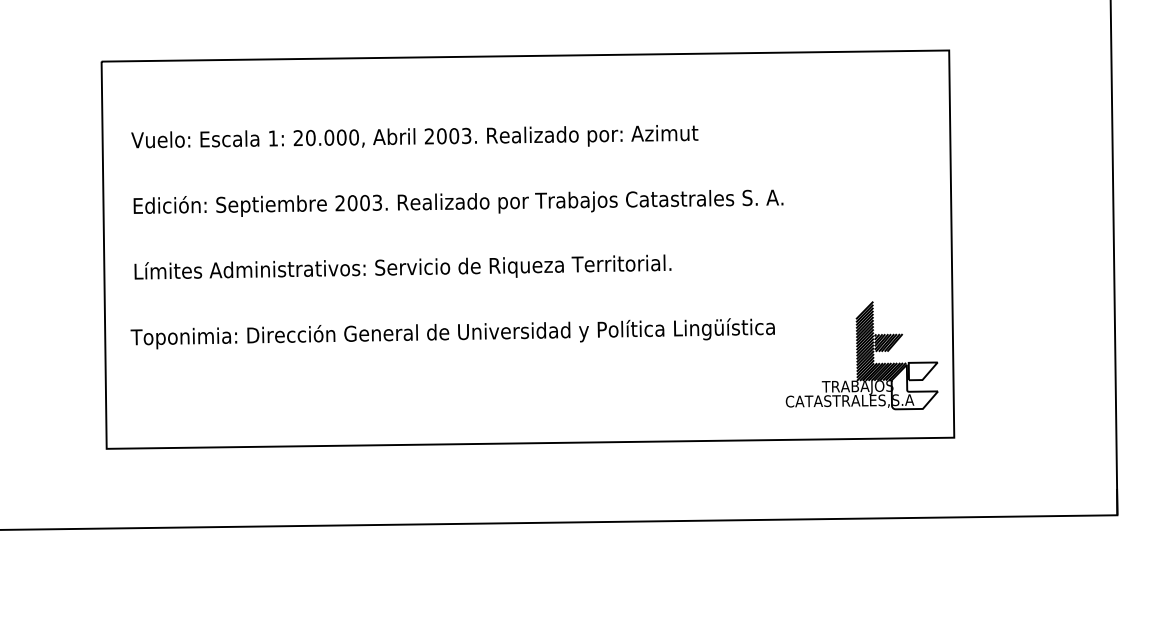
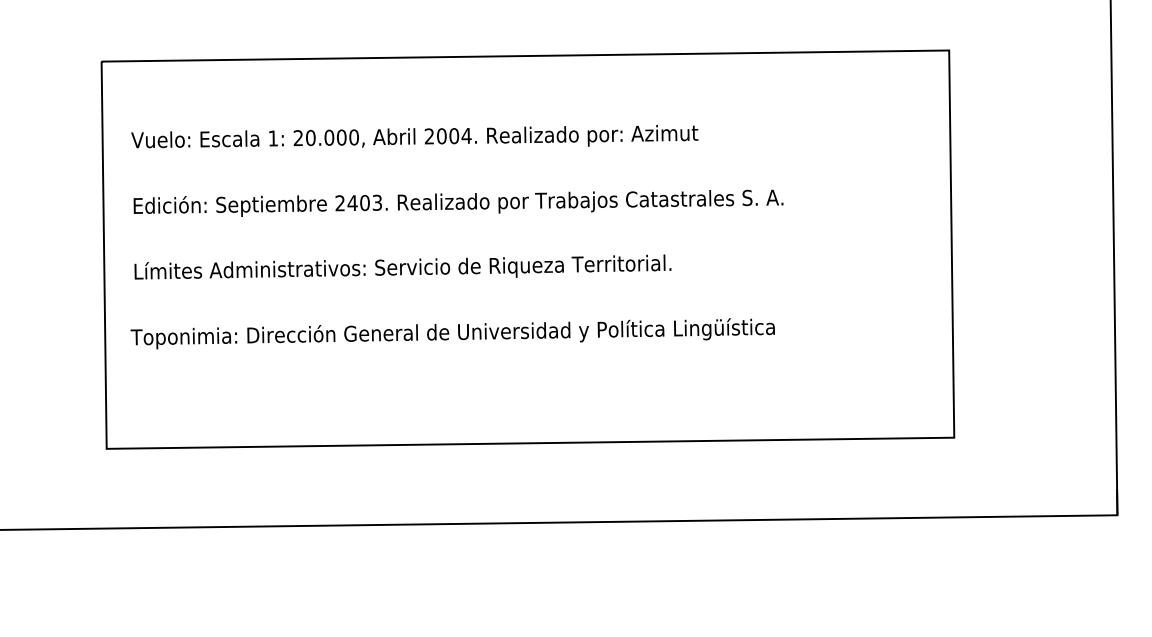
text: 2003. -> 2004. (466, 135)
text: 2003. -> 2403. (352, 203)
part: present -> none (861, 355)
